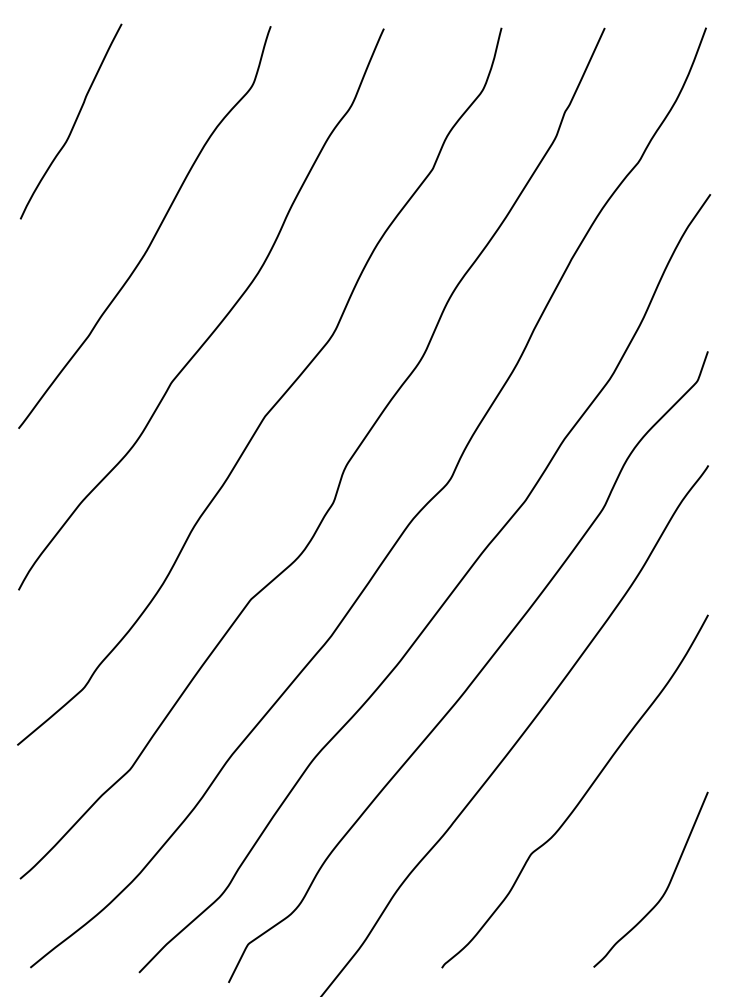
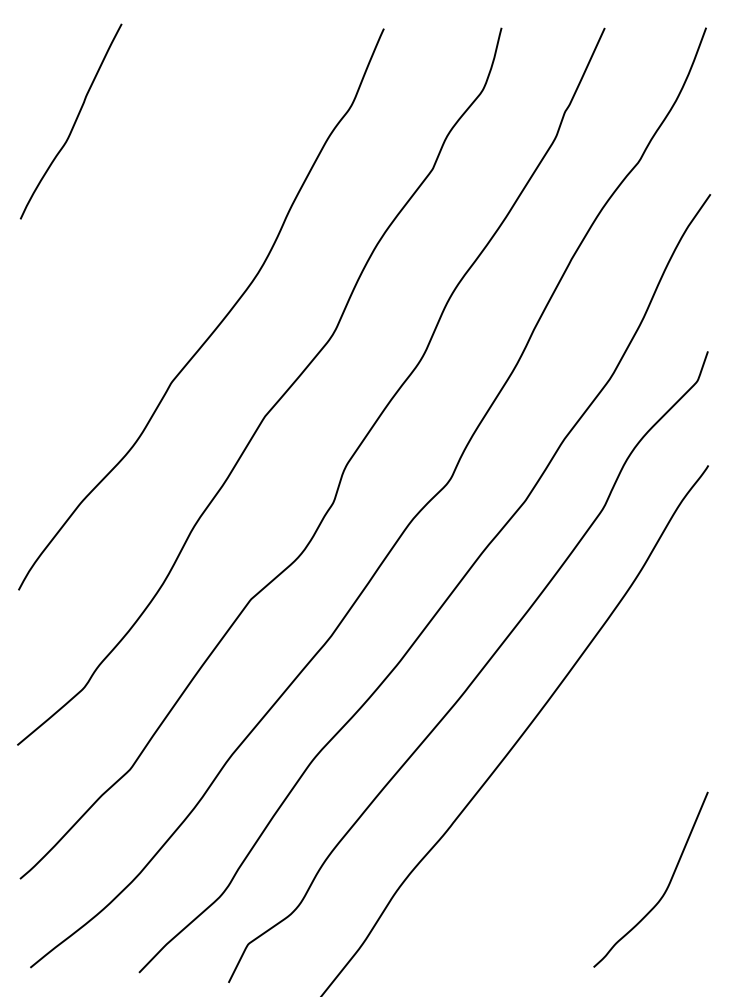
curve: present -> none (155, 232)
curve: present -> none (581, 797)
